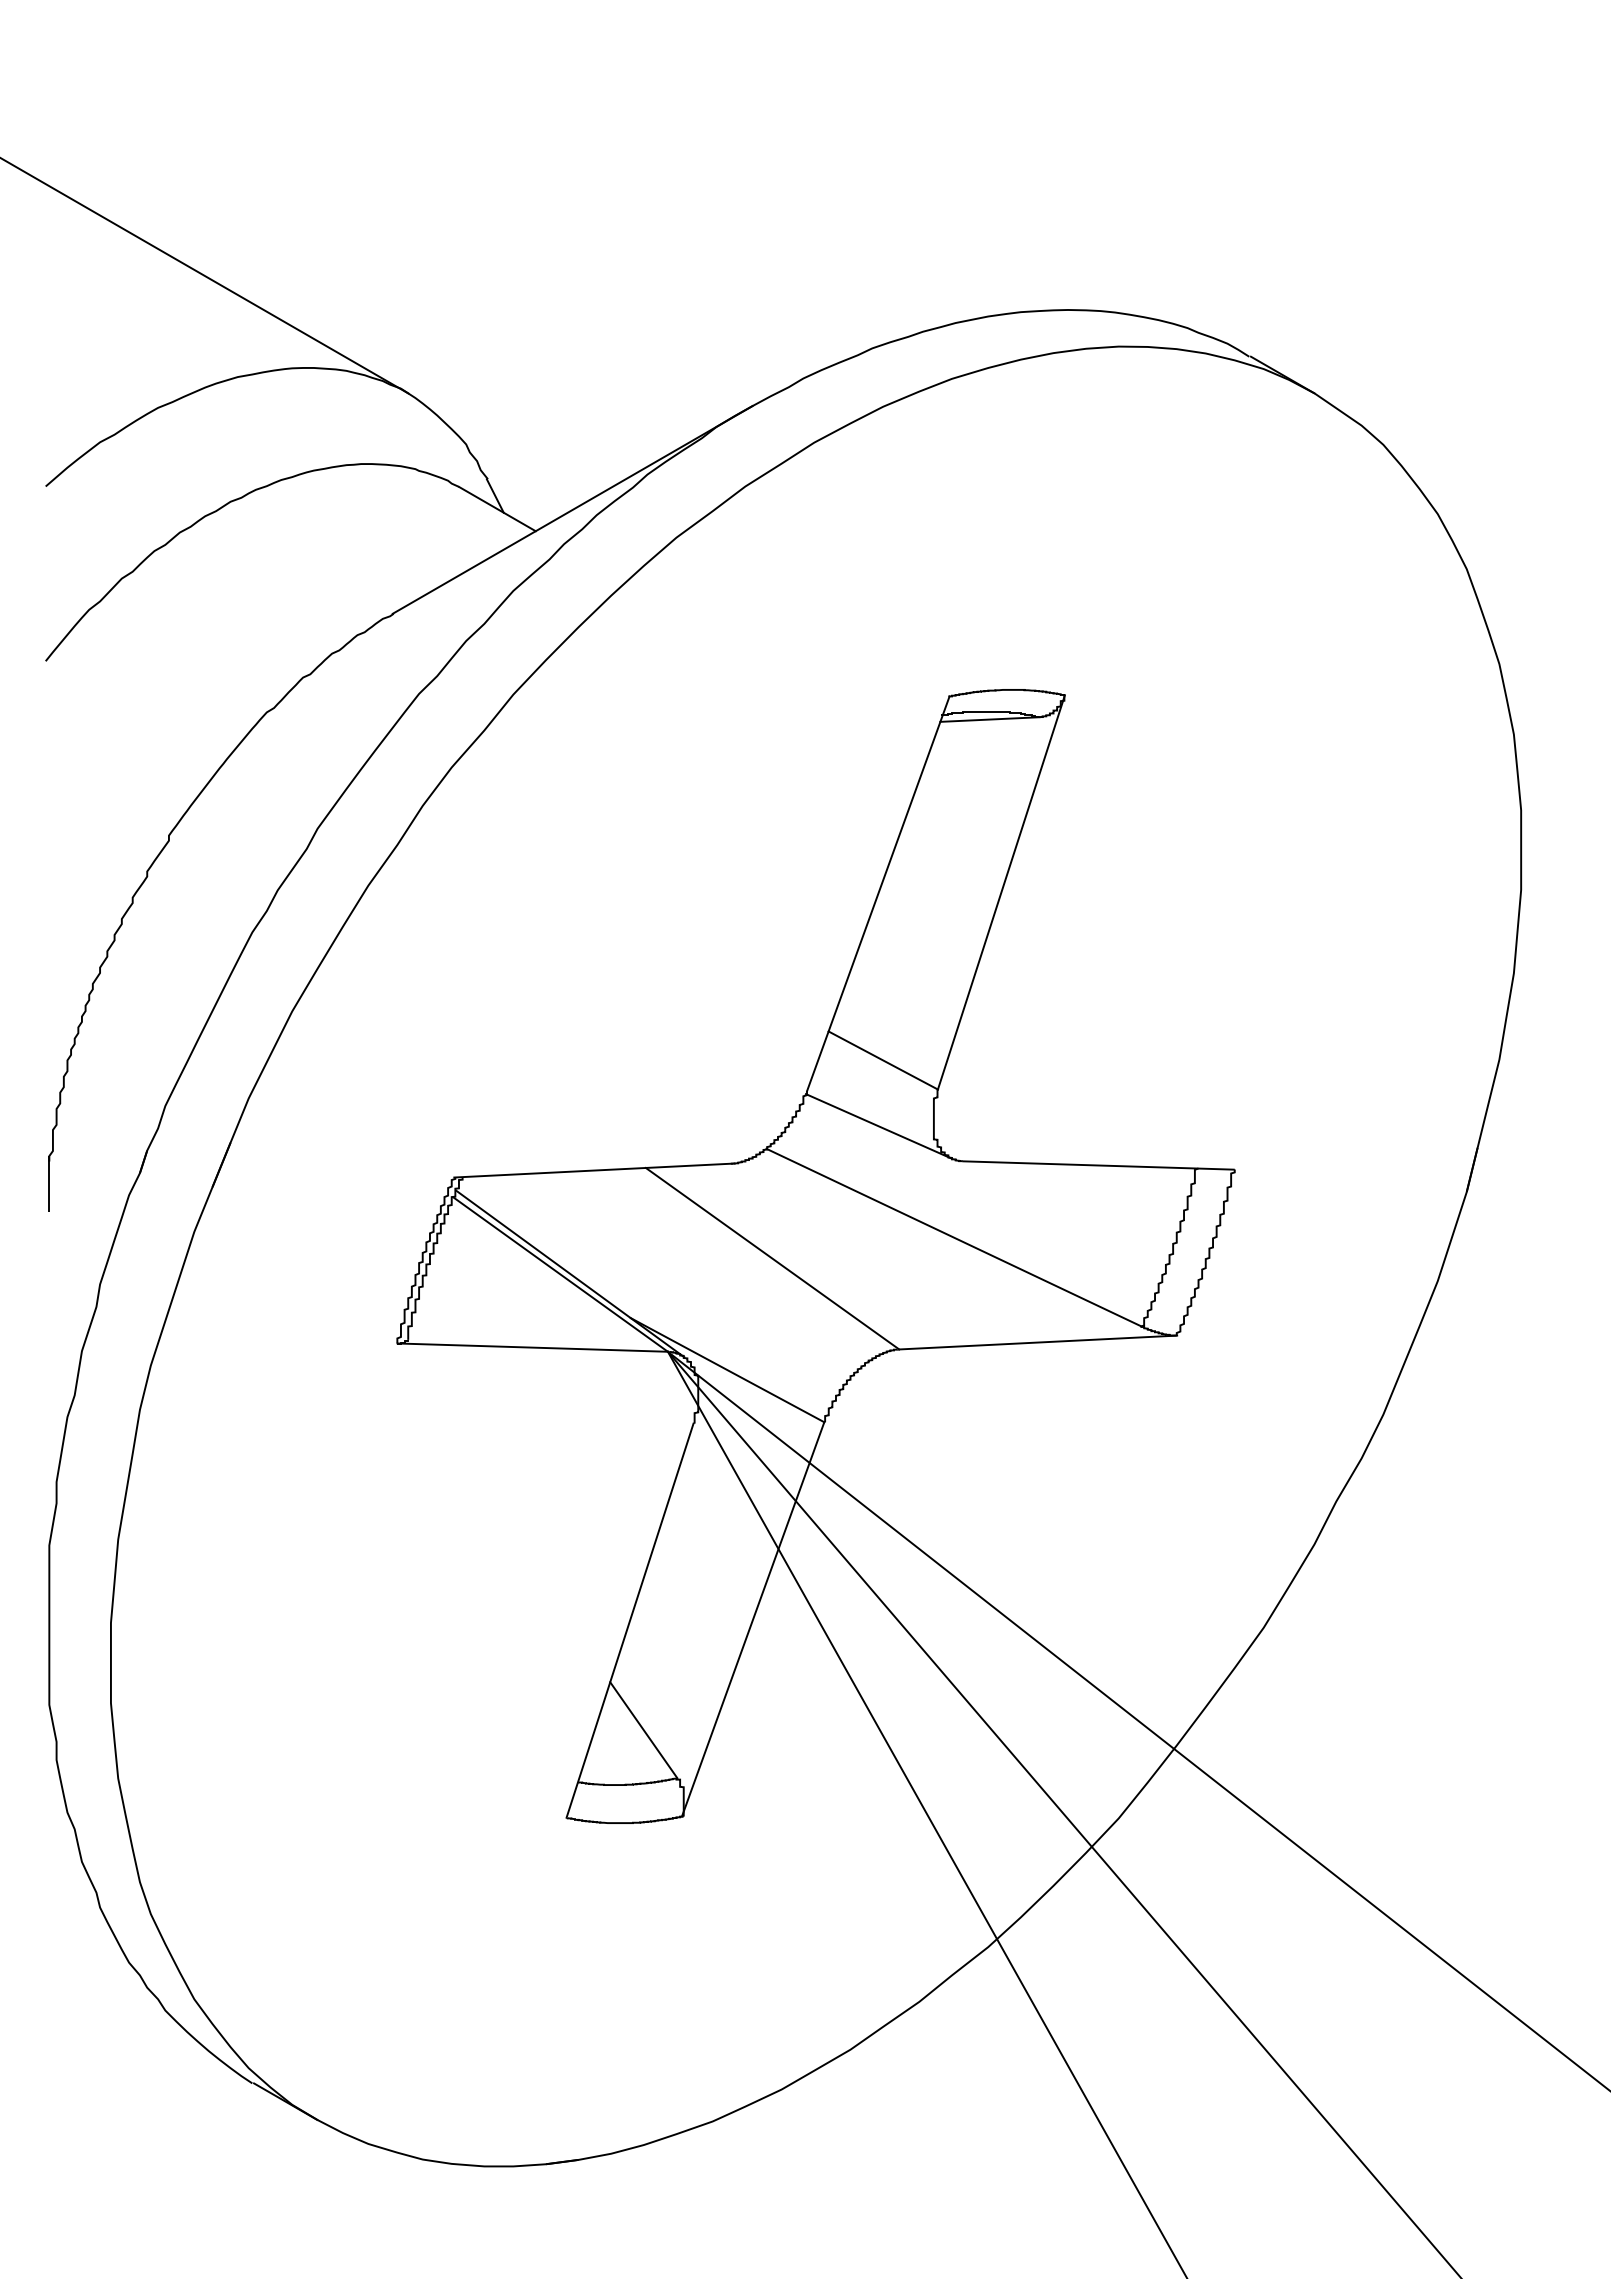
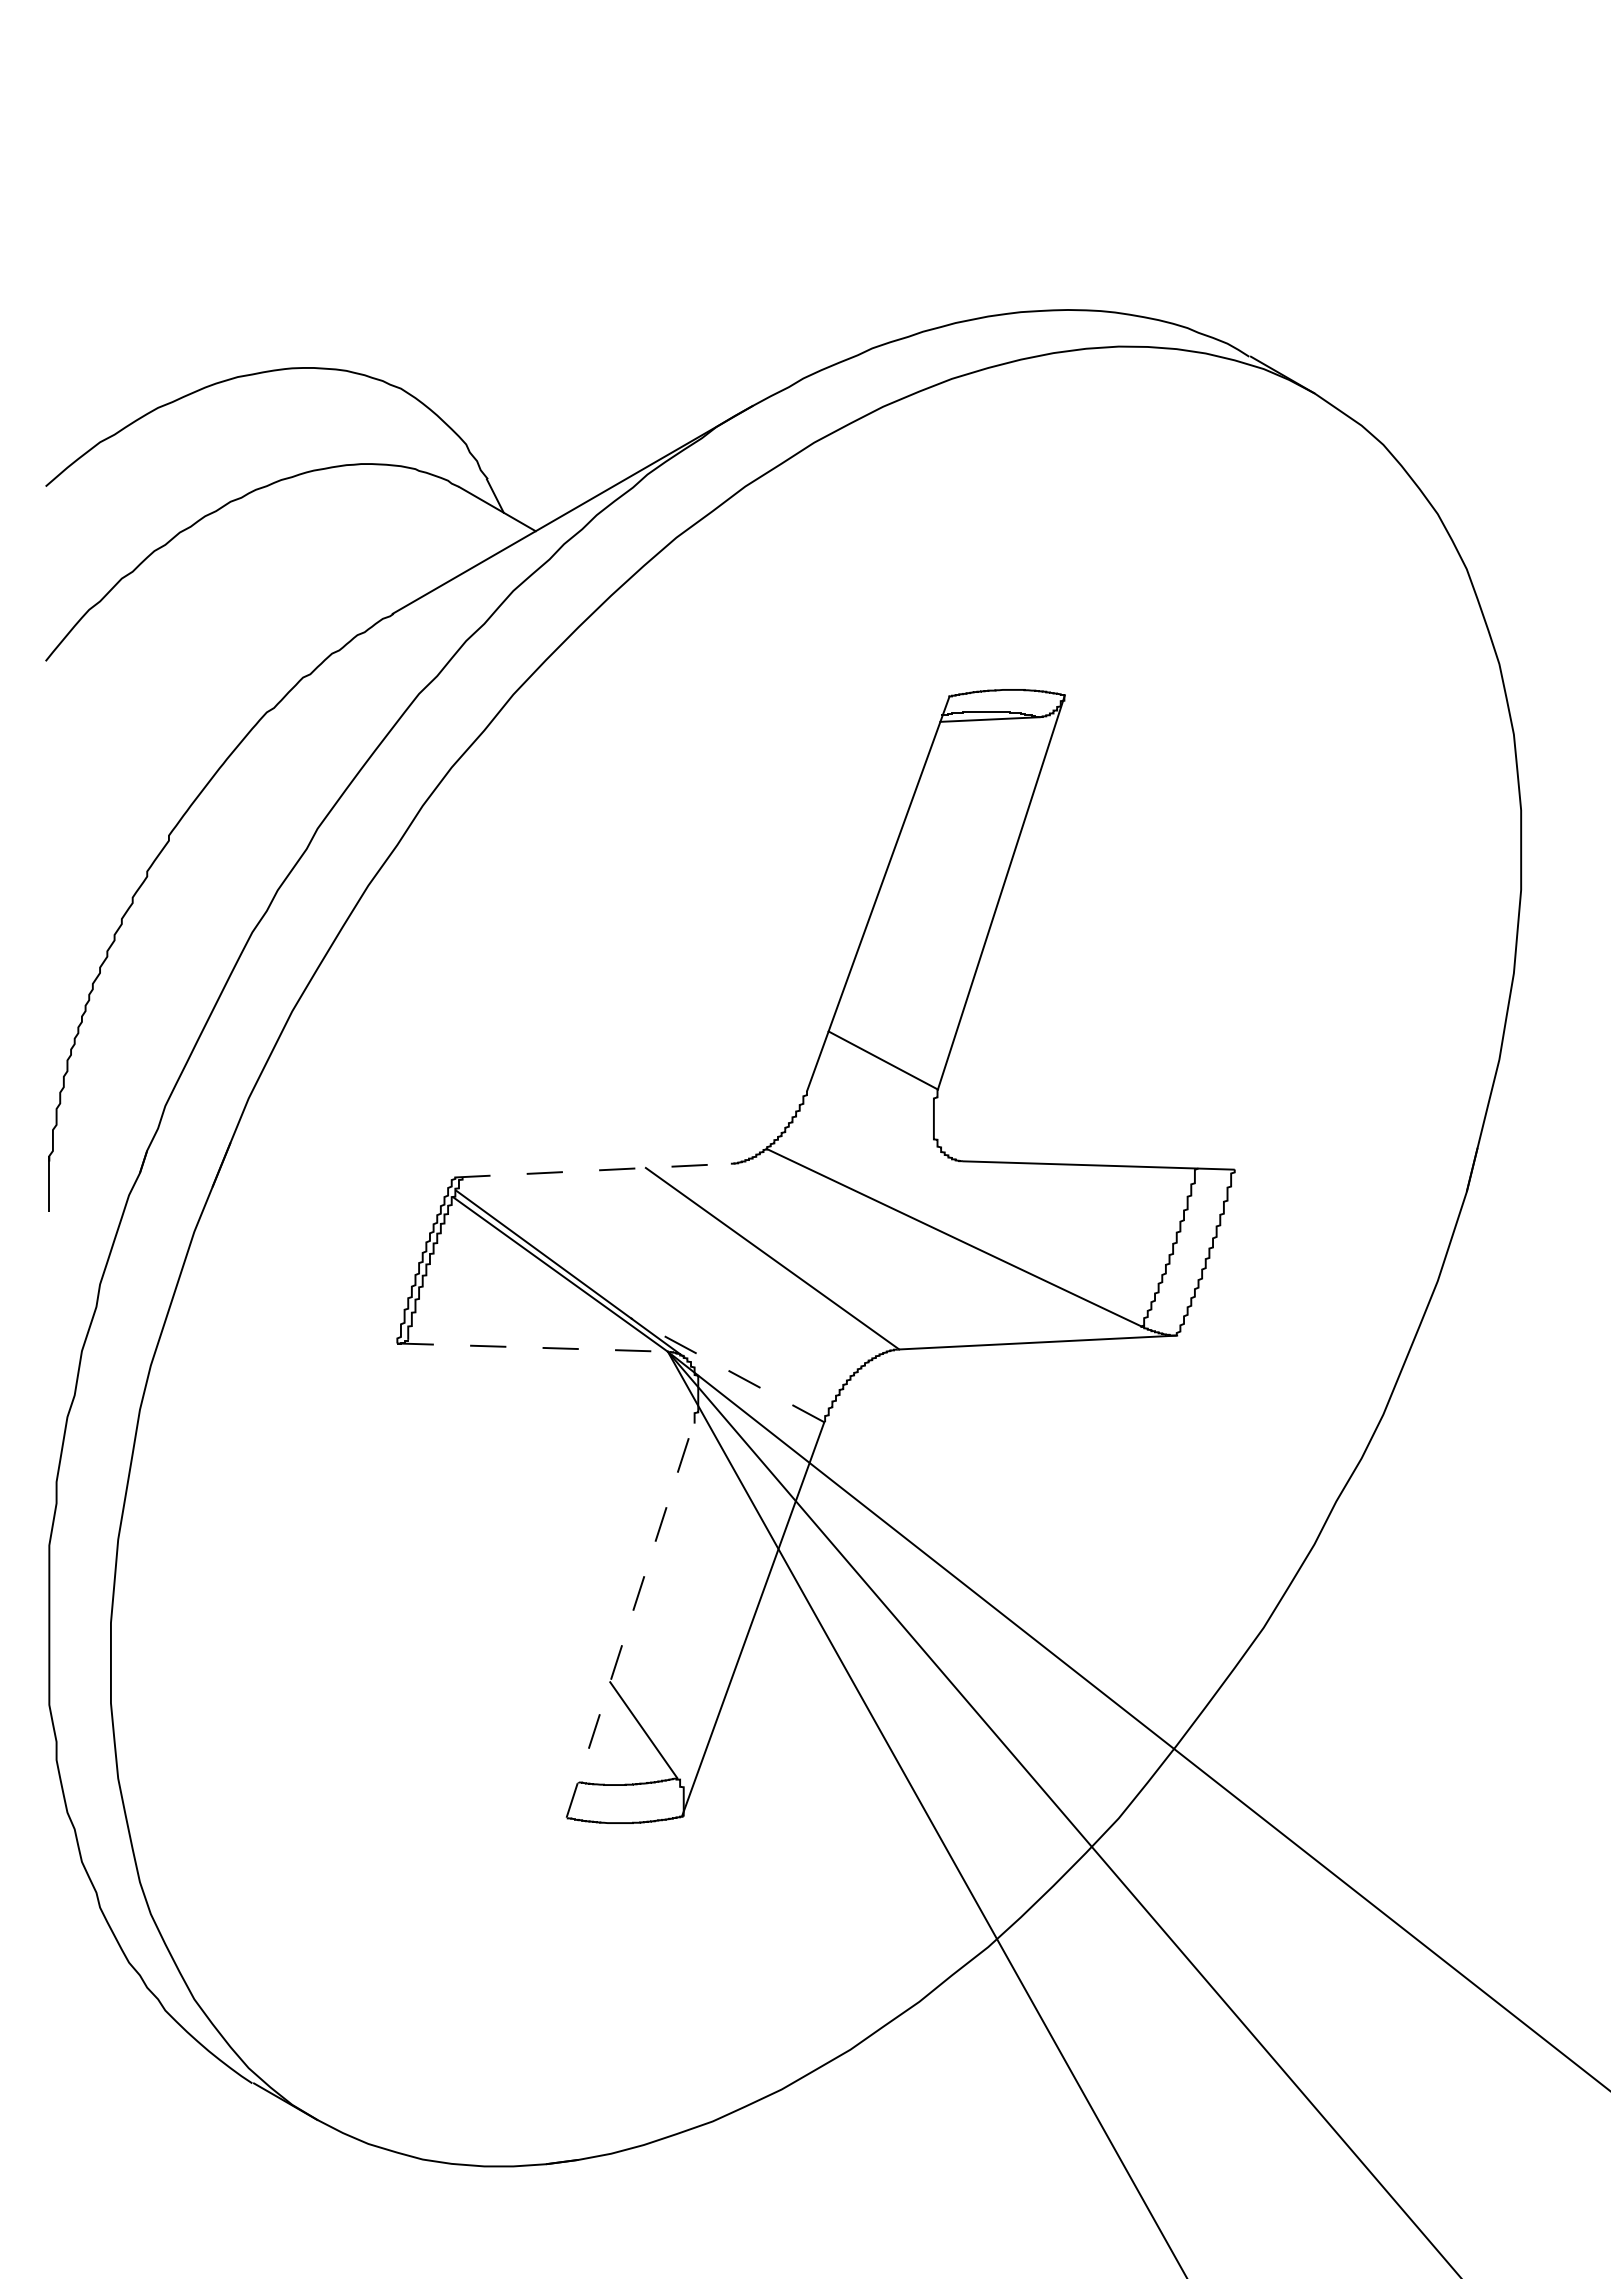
line: present -> none (205, 275)
line: present -> none (878, 1126)
line: solid -> dashed (593, 1170)
line: solid -> dashed (533, 1347)
line: solid -> dashed (727, 1370)
line: solid -> dashed (630, 1620)
